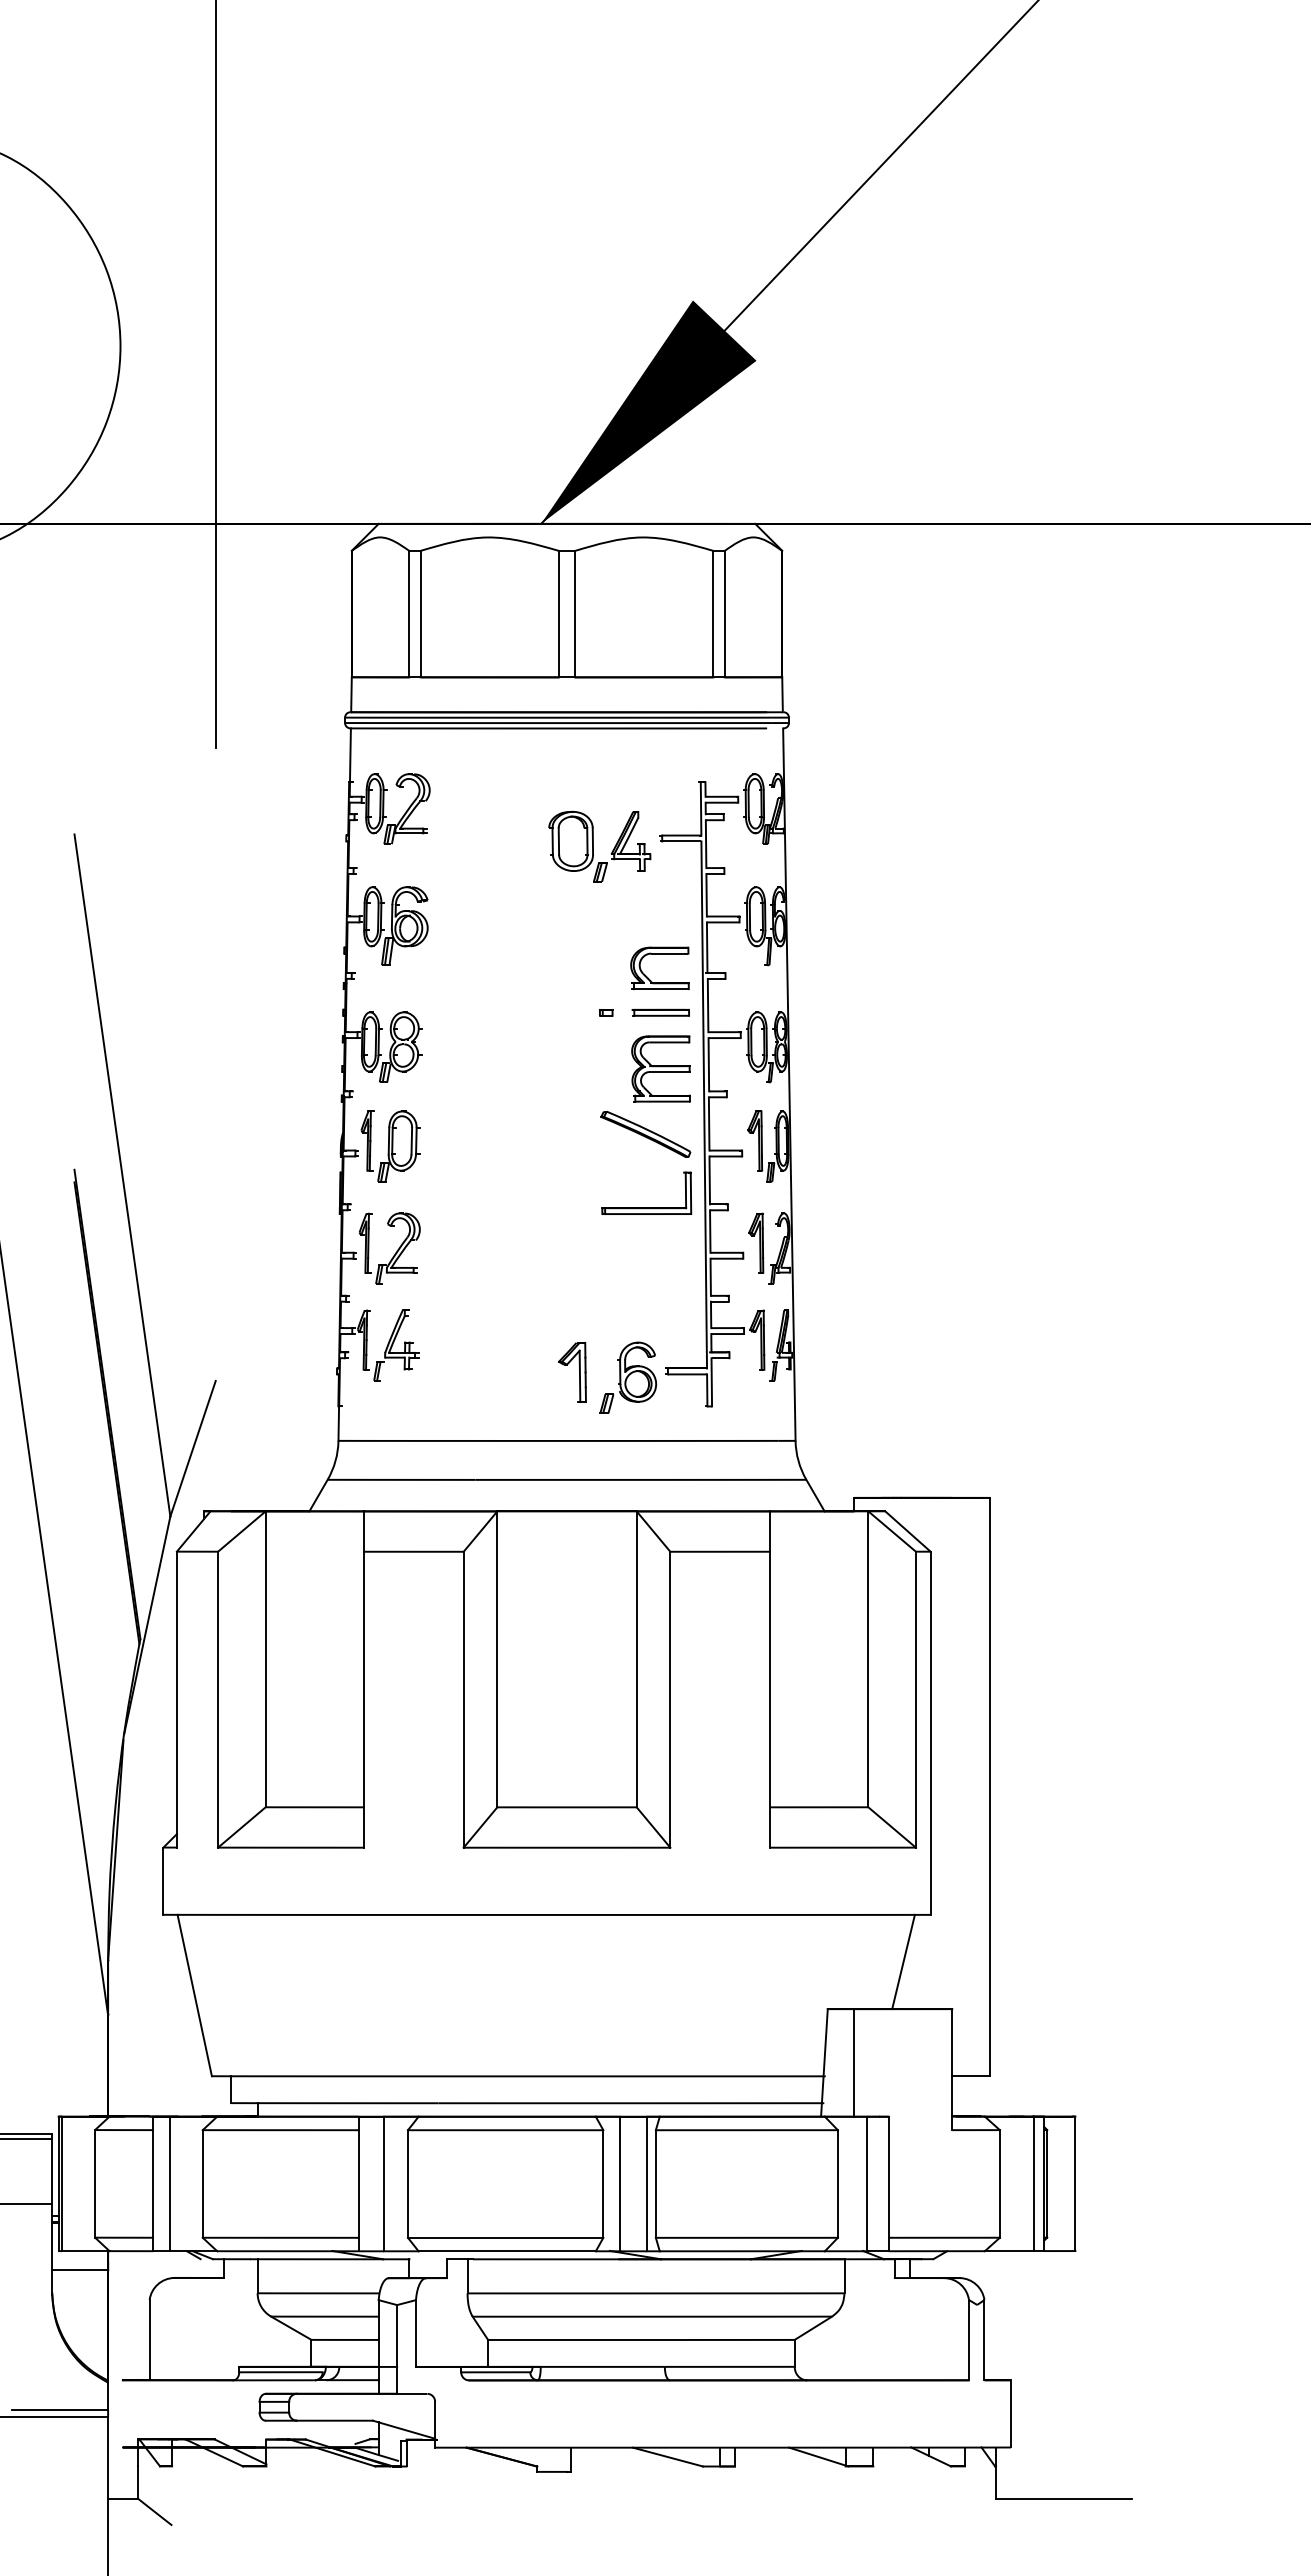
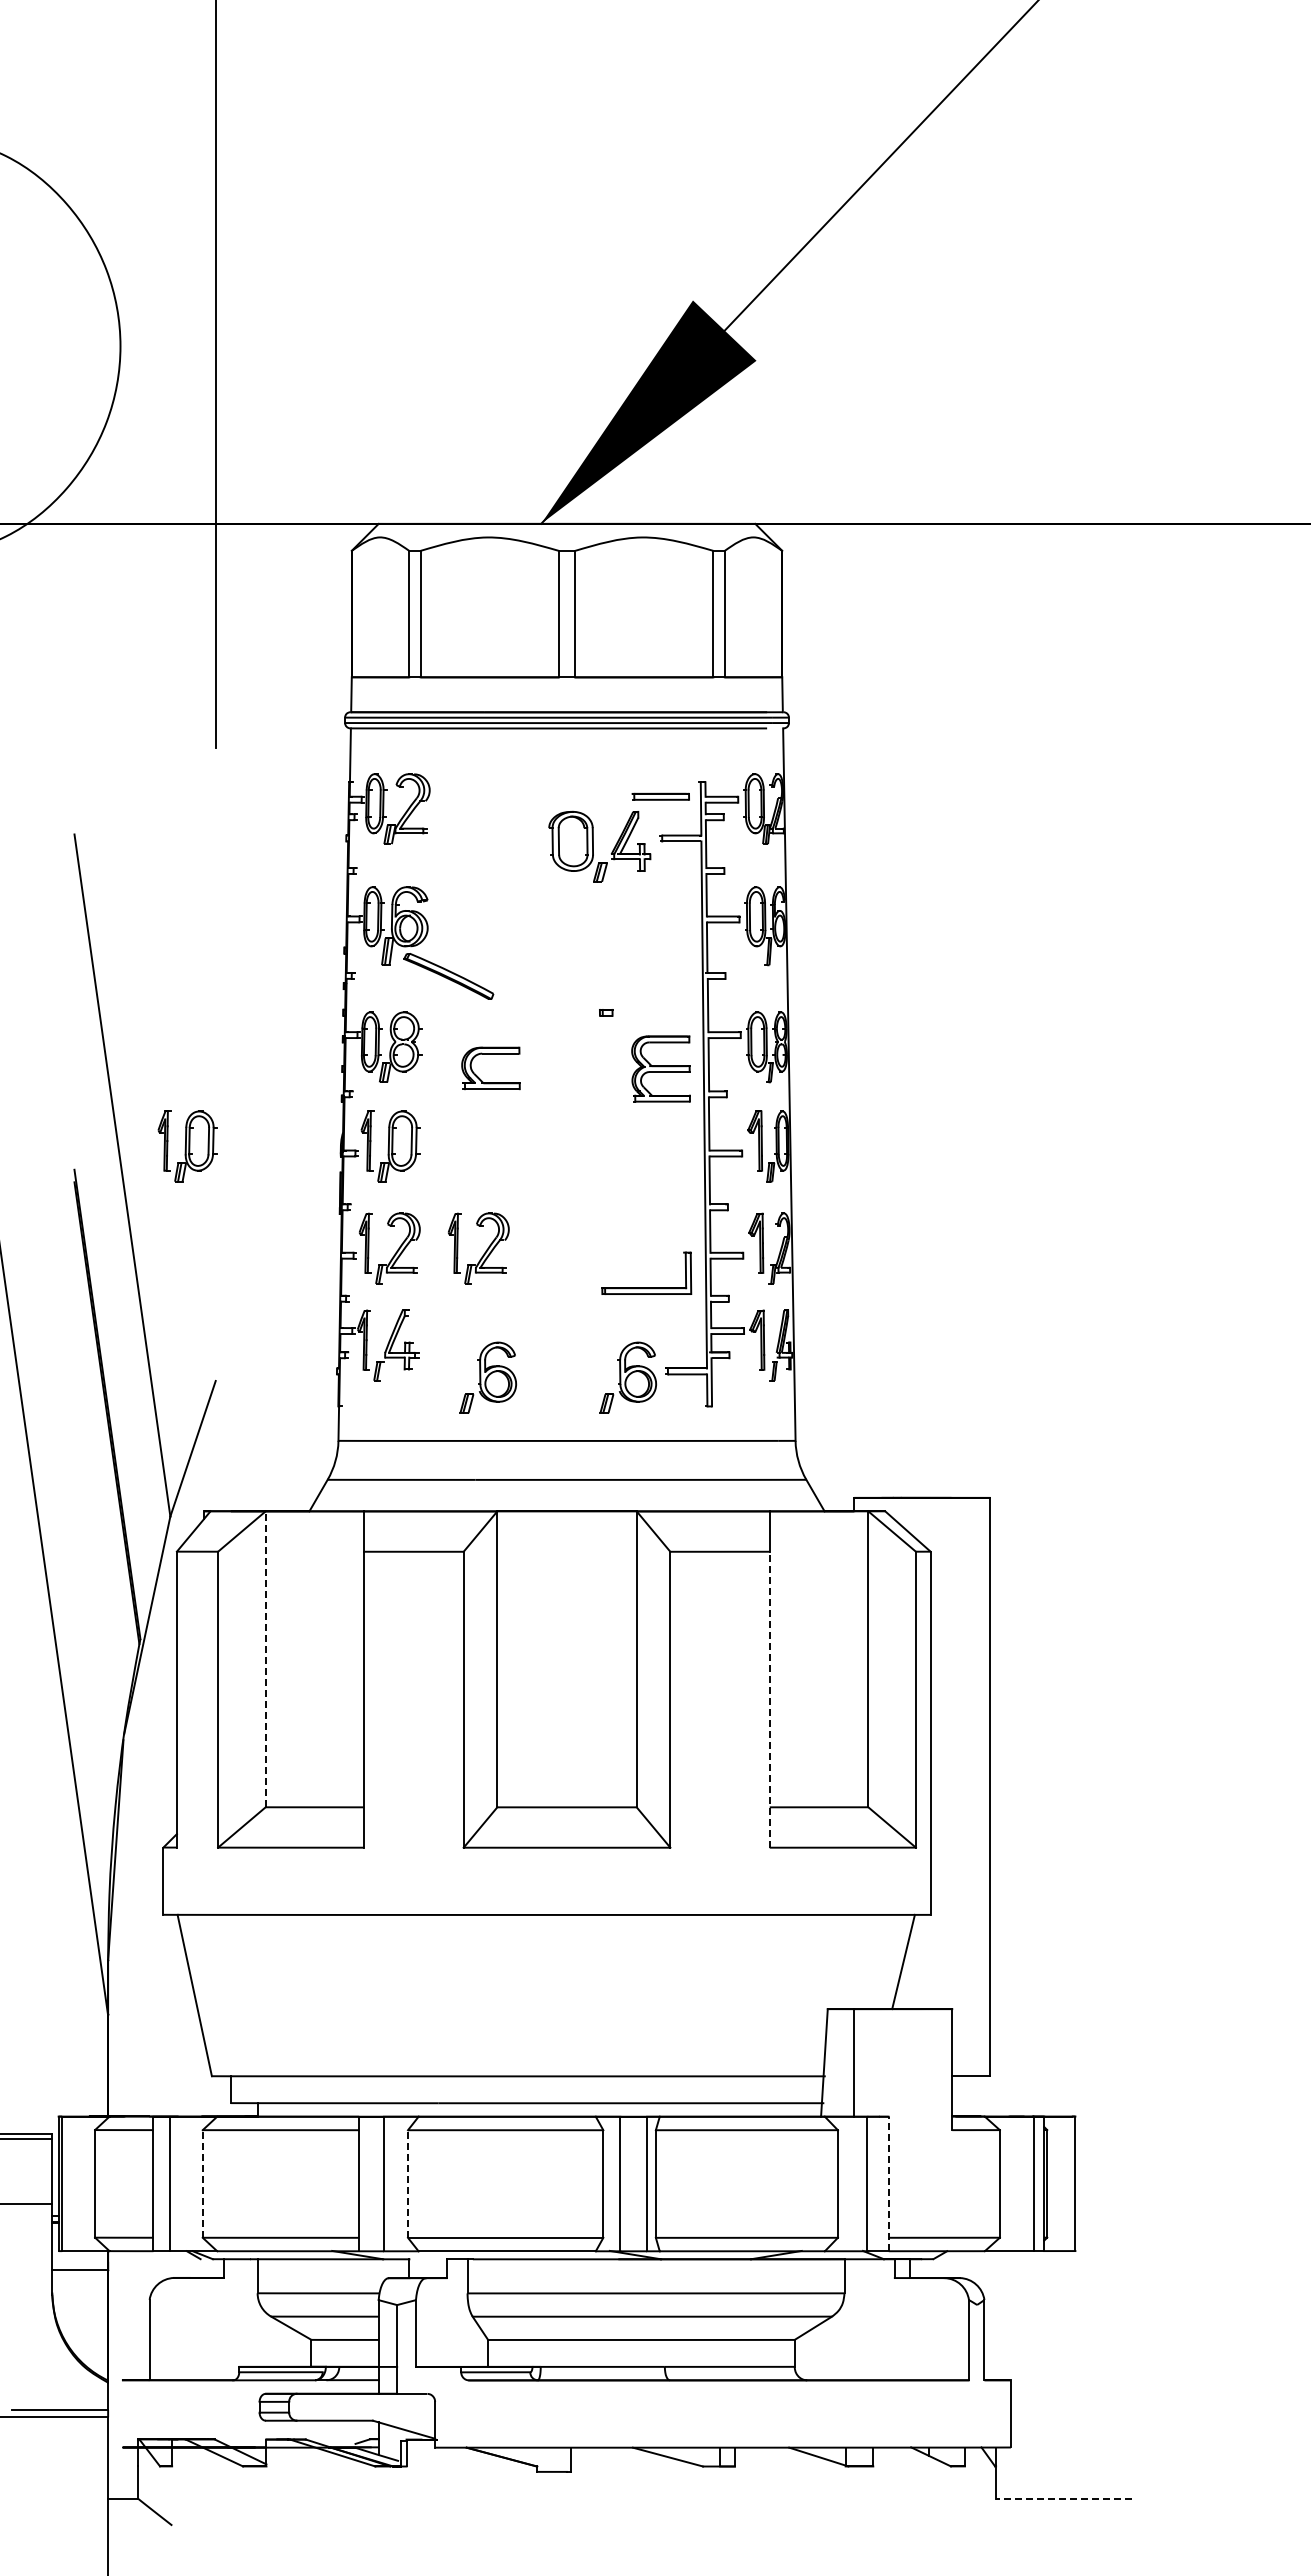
part position: (659, 954) -> (490, 1054) (490, 1054)
part position: (660, 1012) -> (660, 796) (660, 796)
part position: (645, 1134) -> (448, 976) (448, 976)
part: none -> present (187, 1146)
part position: (646, 1207) -> (646, 1287) (646, 1287)
part: none -> present (484, 1252)
part: present -> none (579, 1372)
part: none -> present (488, 1377)
line: solid -> dashed (265, 1659)
line: solid -> dashed (769, 1699)
line: solid -> dashed (202, 2183)
line: solid -> dashed (888, 2183)
line: solid -> dashed (408, 2184)
line: solid -> dashed (1063, 2498)
